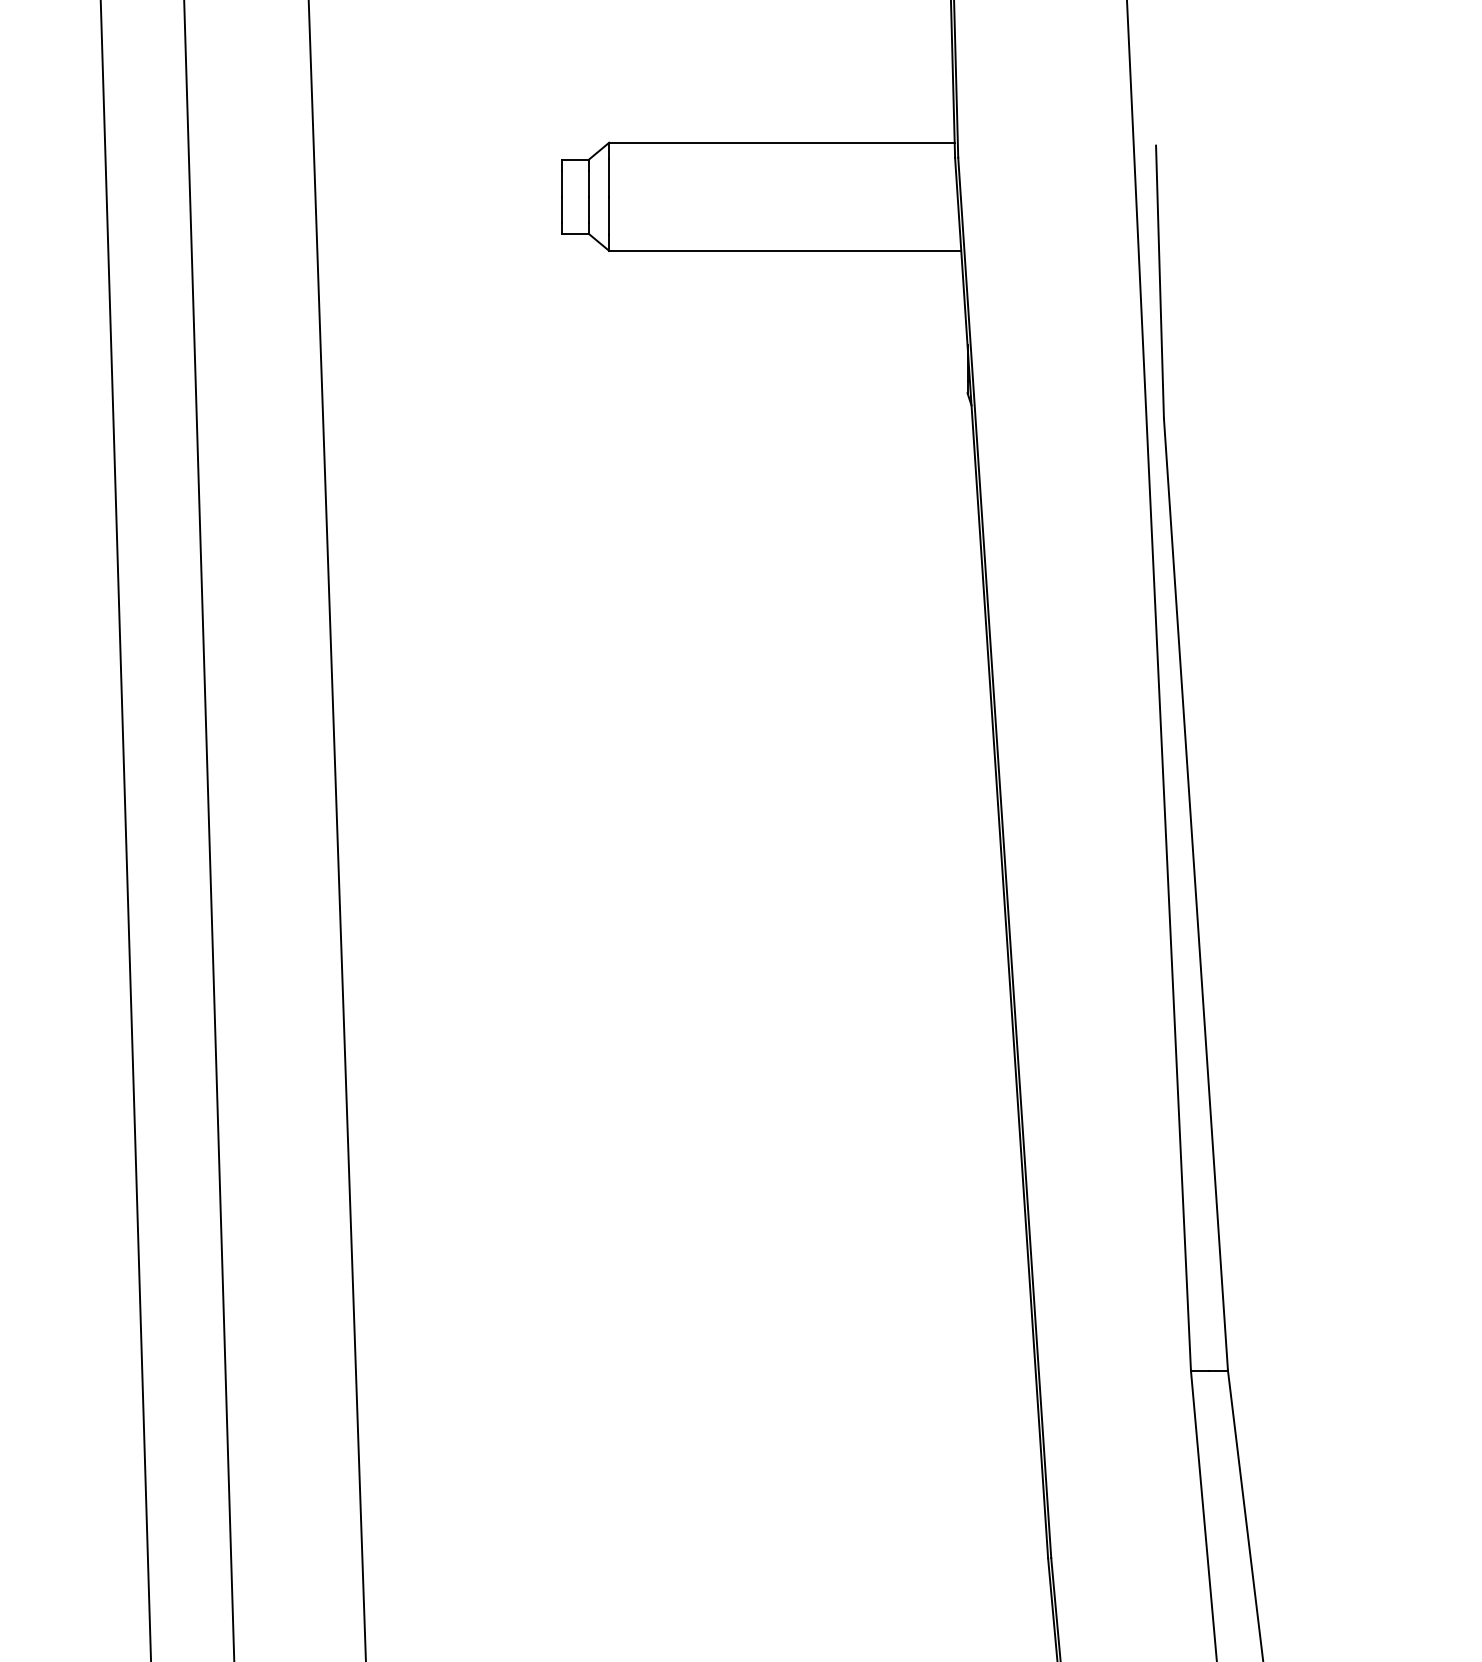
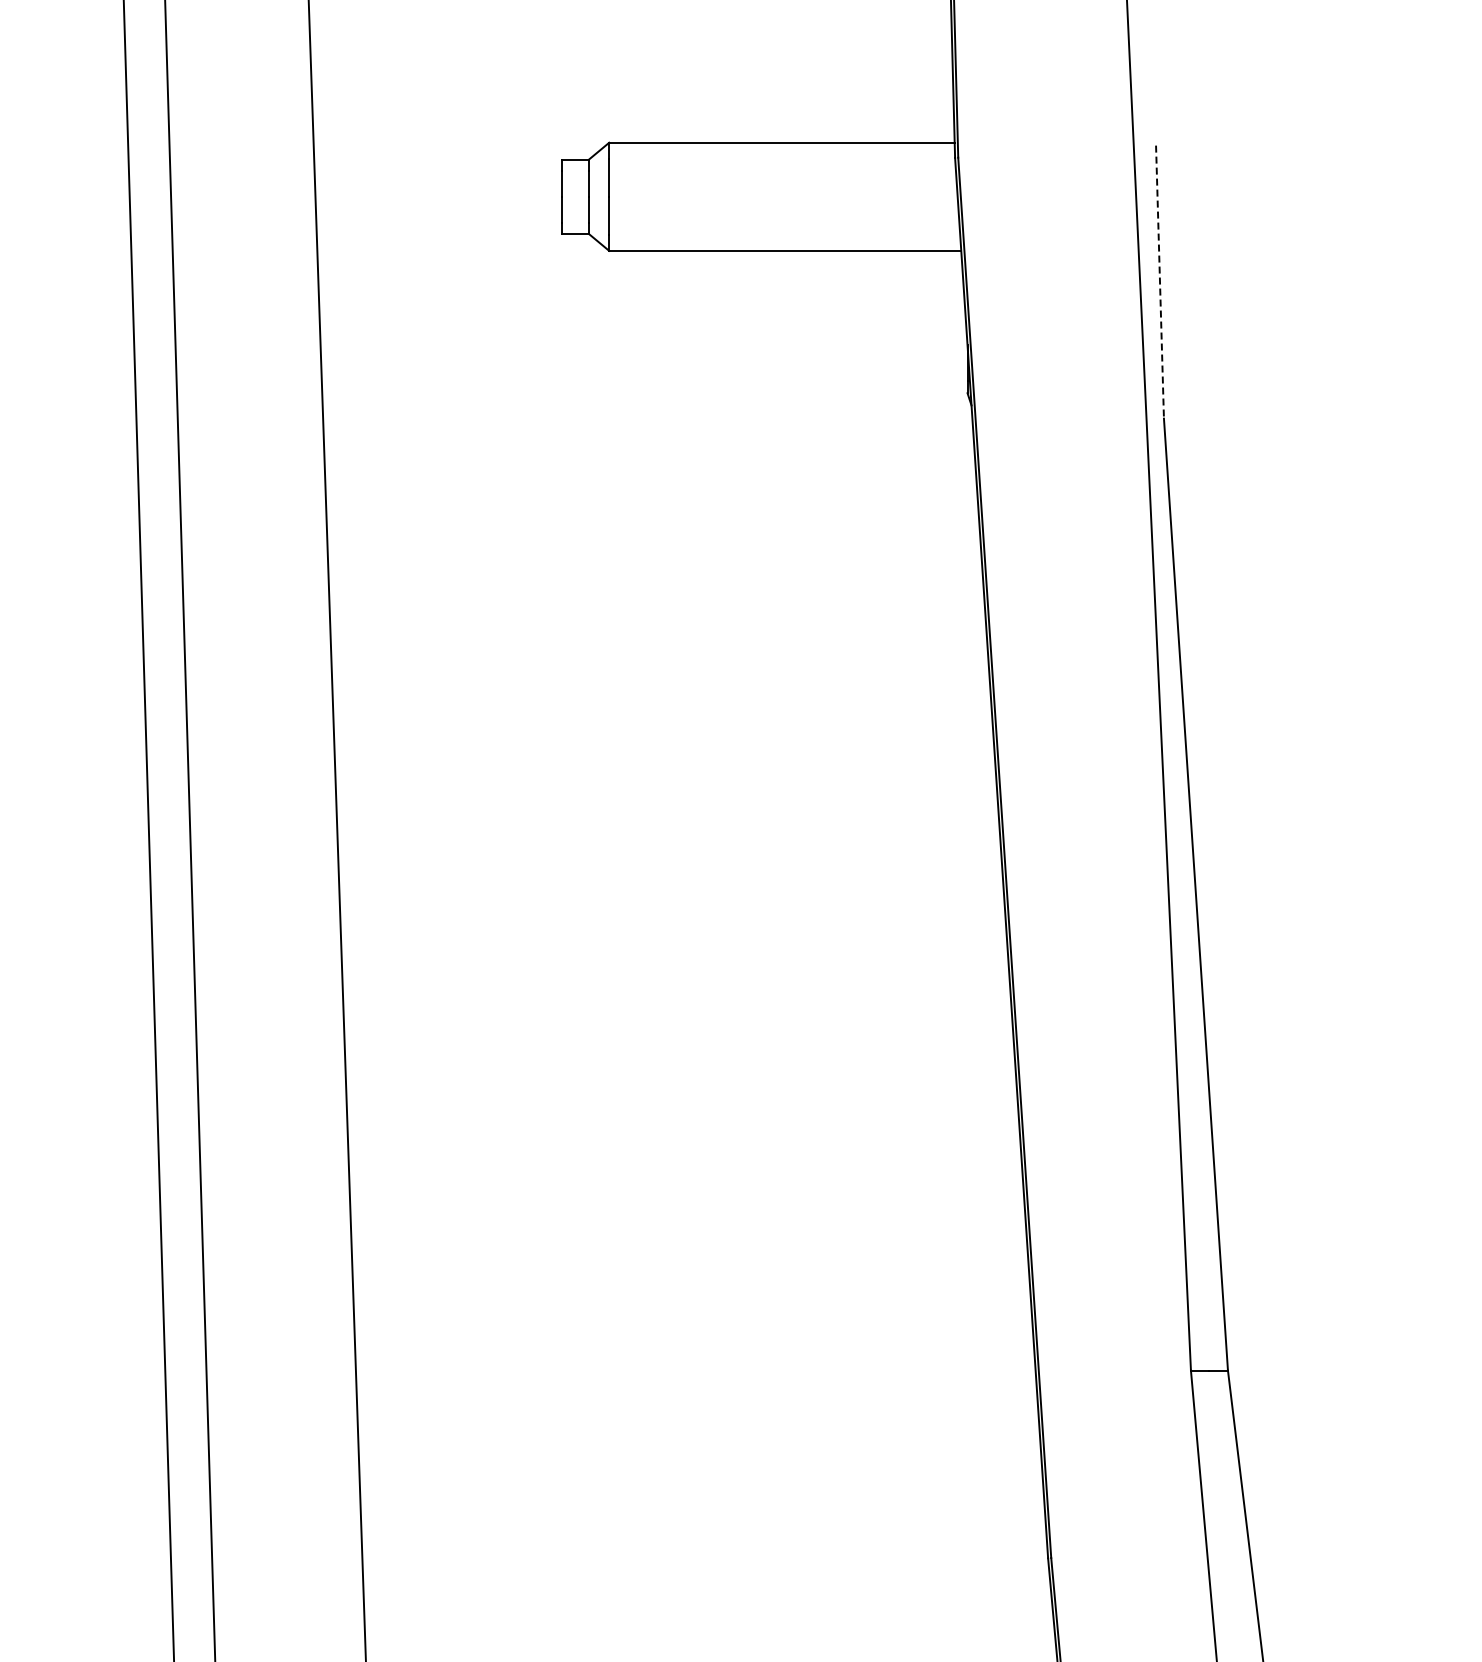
line: solid -> dashed (1160, 282)
line position: (125, 830) -> (148, 830) (148, 830)
line position: (209, 830) -> (190, 830) (190, 830)
